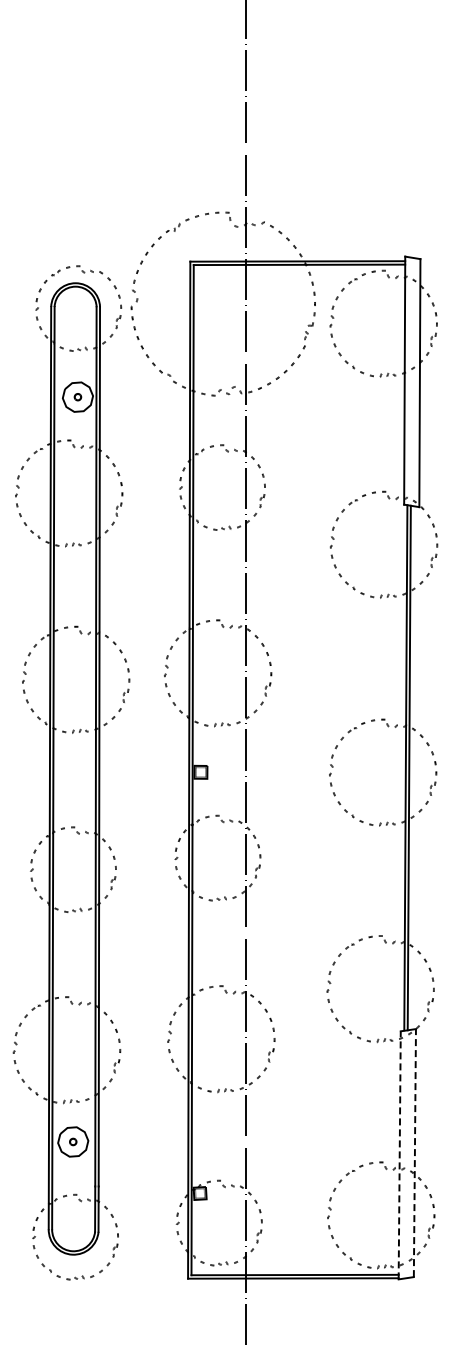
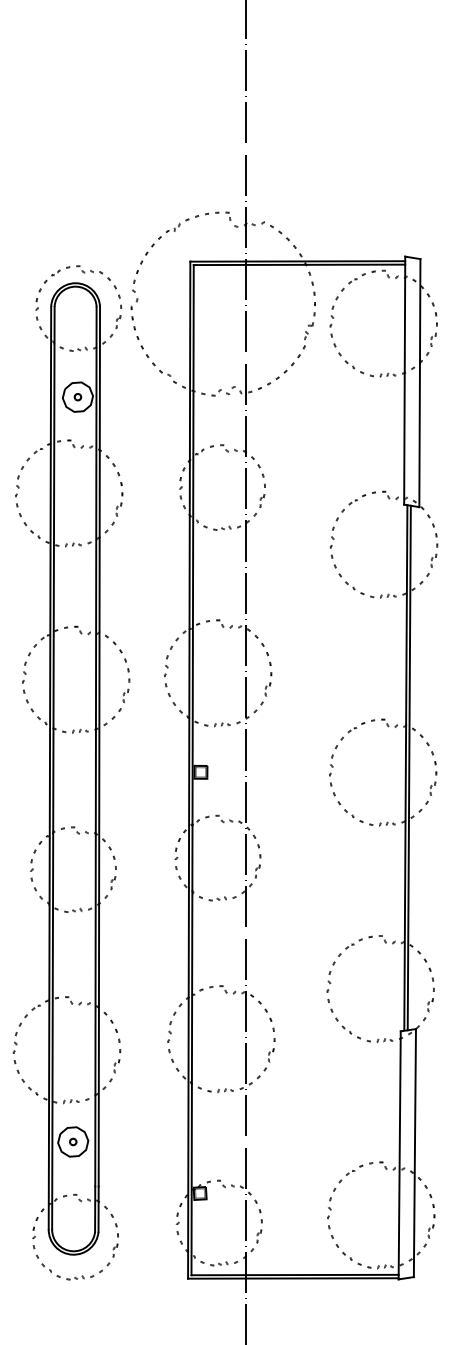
line: dashed -> solid (414, 1152)
line: dashed -> solid (399, 1154)
